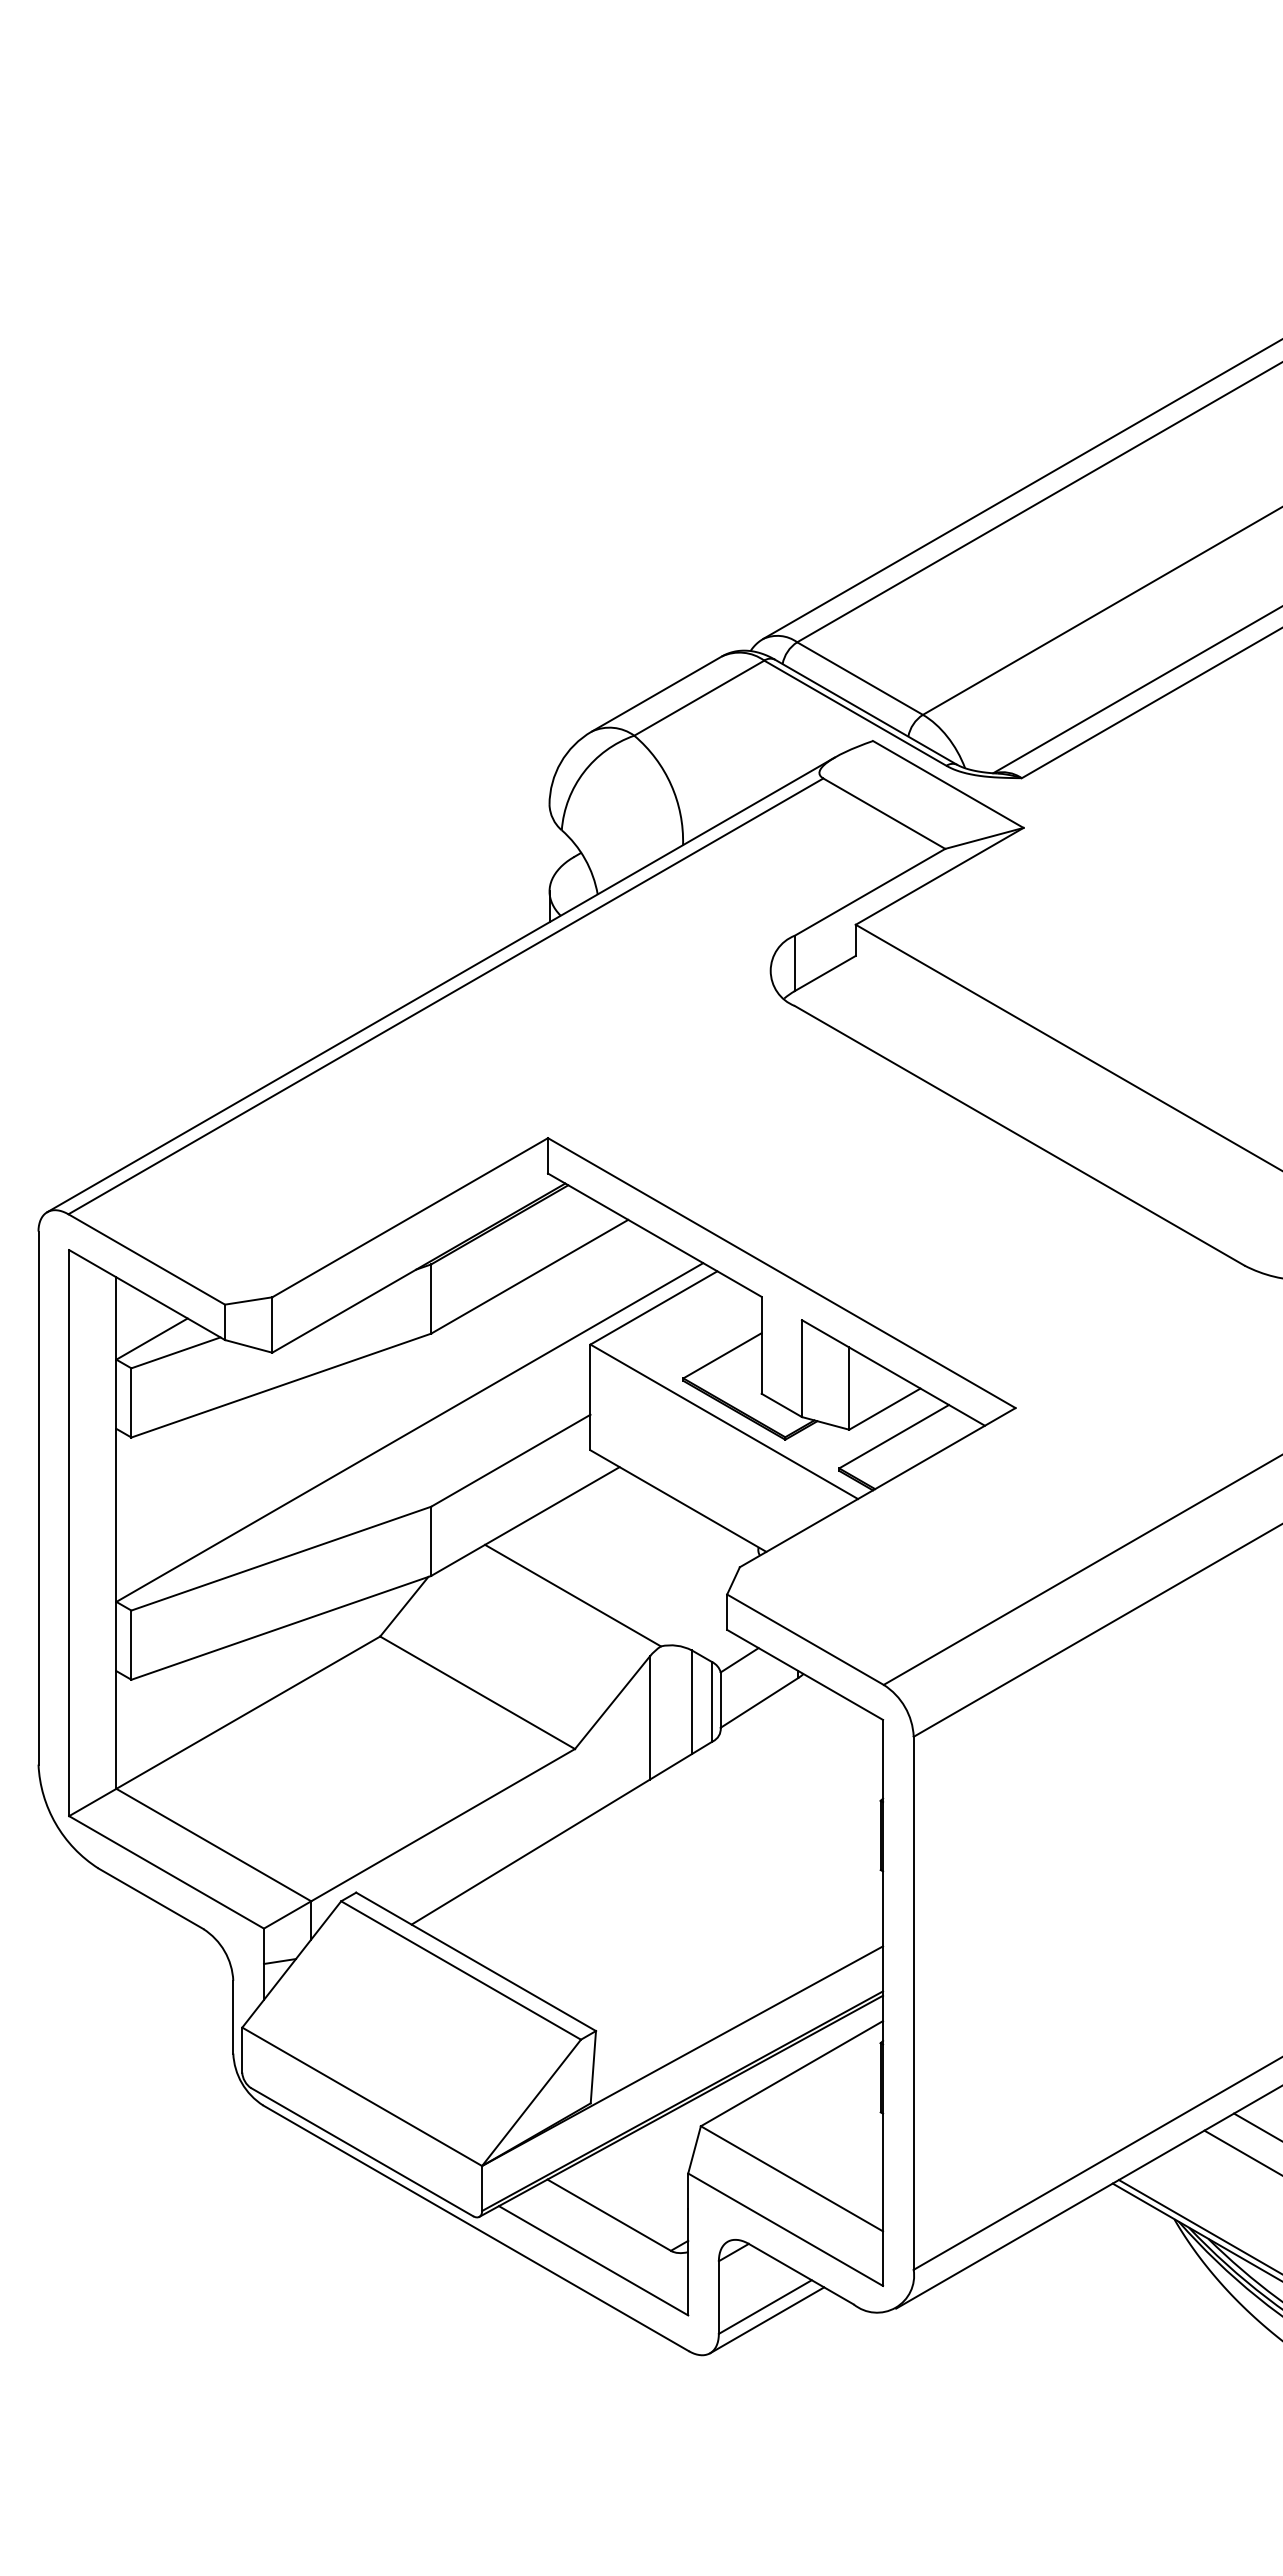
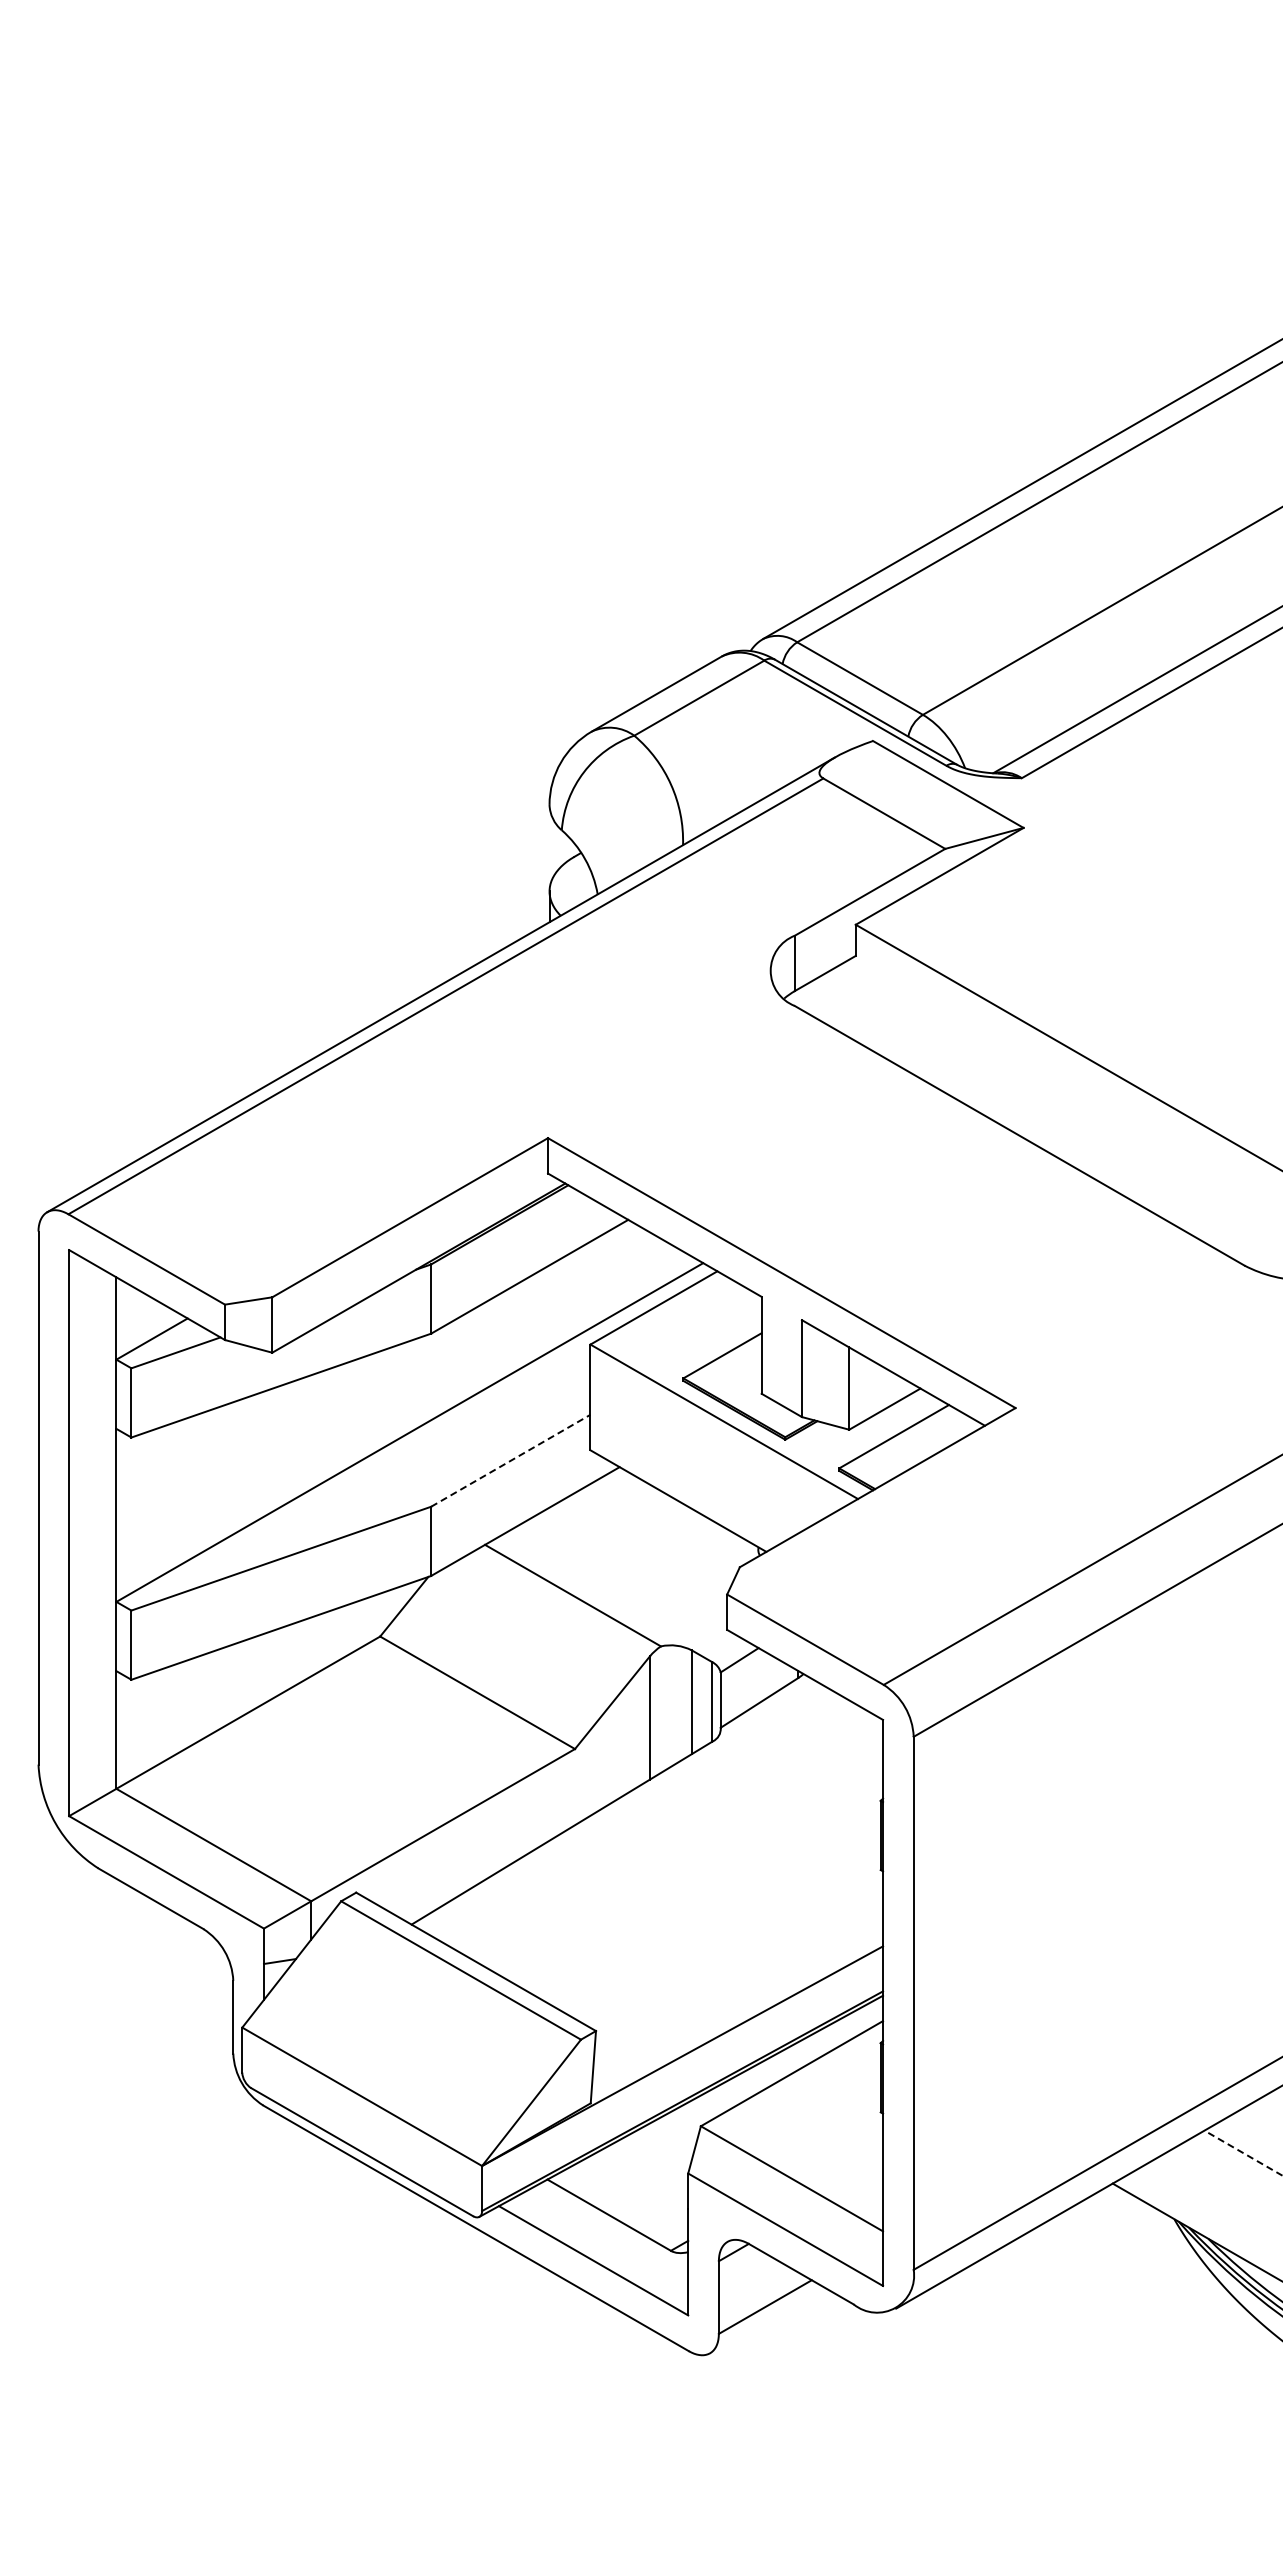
line: solid -> dashed (510, 1460)
line: present -> none (1256, 2126)
line: solid -> dashed (1243, 2153)
line: present -> none (1198, 2226)
line: present -> none (767, 2320)
